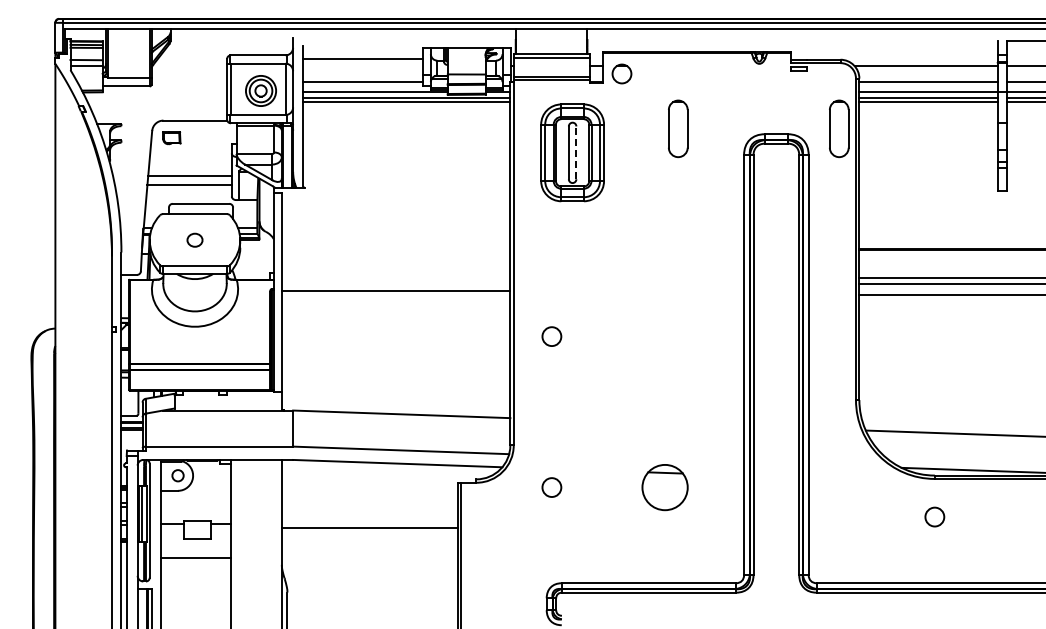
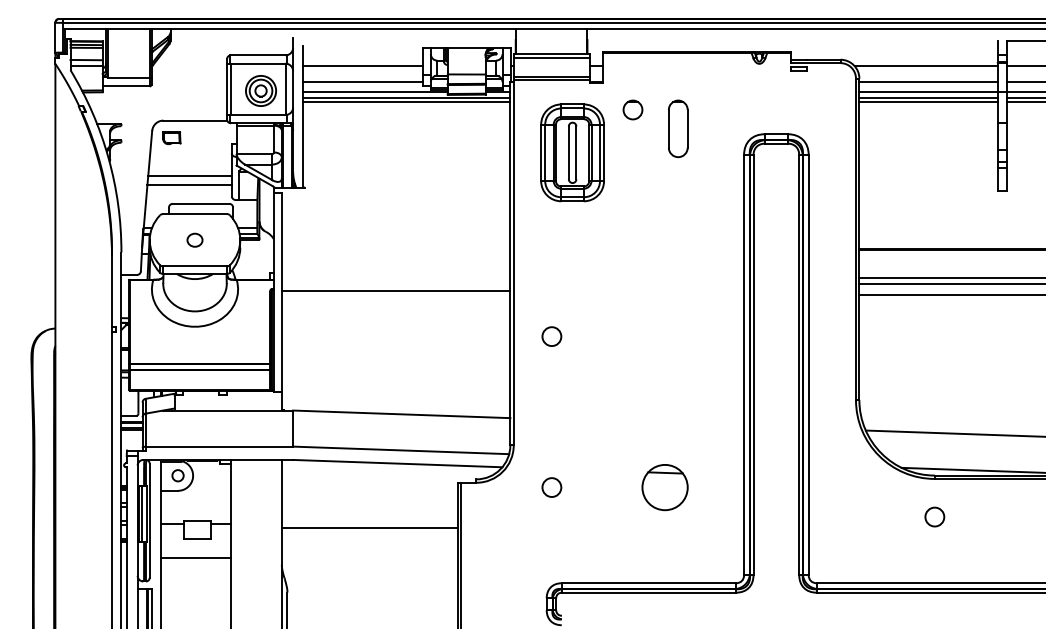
line position: (362, 59) -> (362, 66) (362, 66)
part position: (621, 73) -> (632, 109) (632, 109)
part: present -> none (839, 128)
line: dashed -> solid (576, 152)
